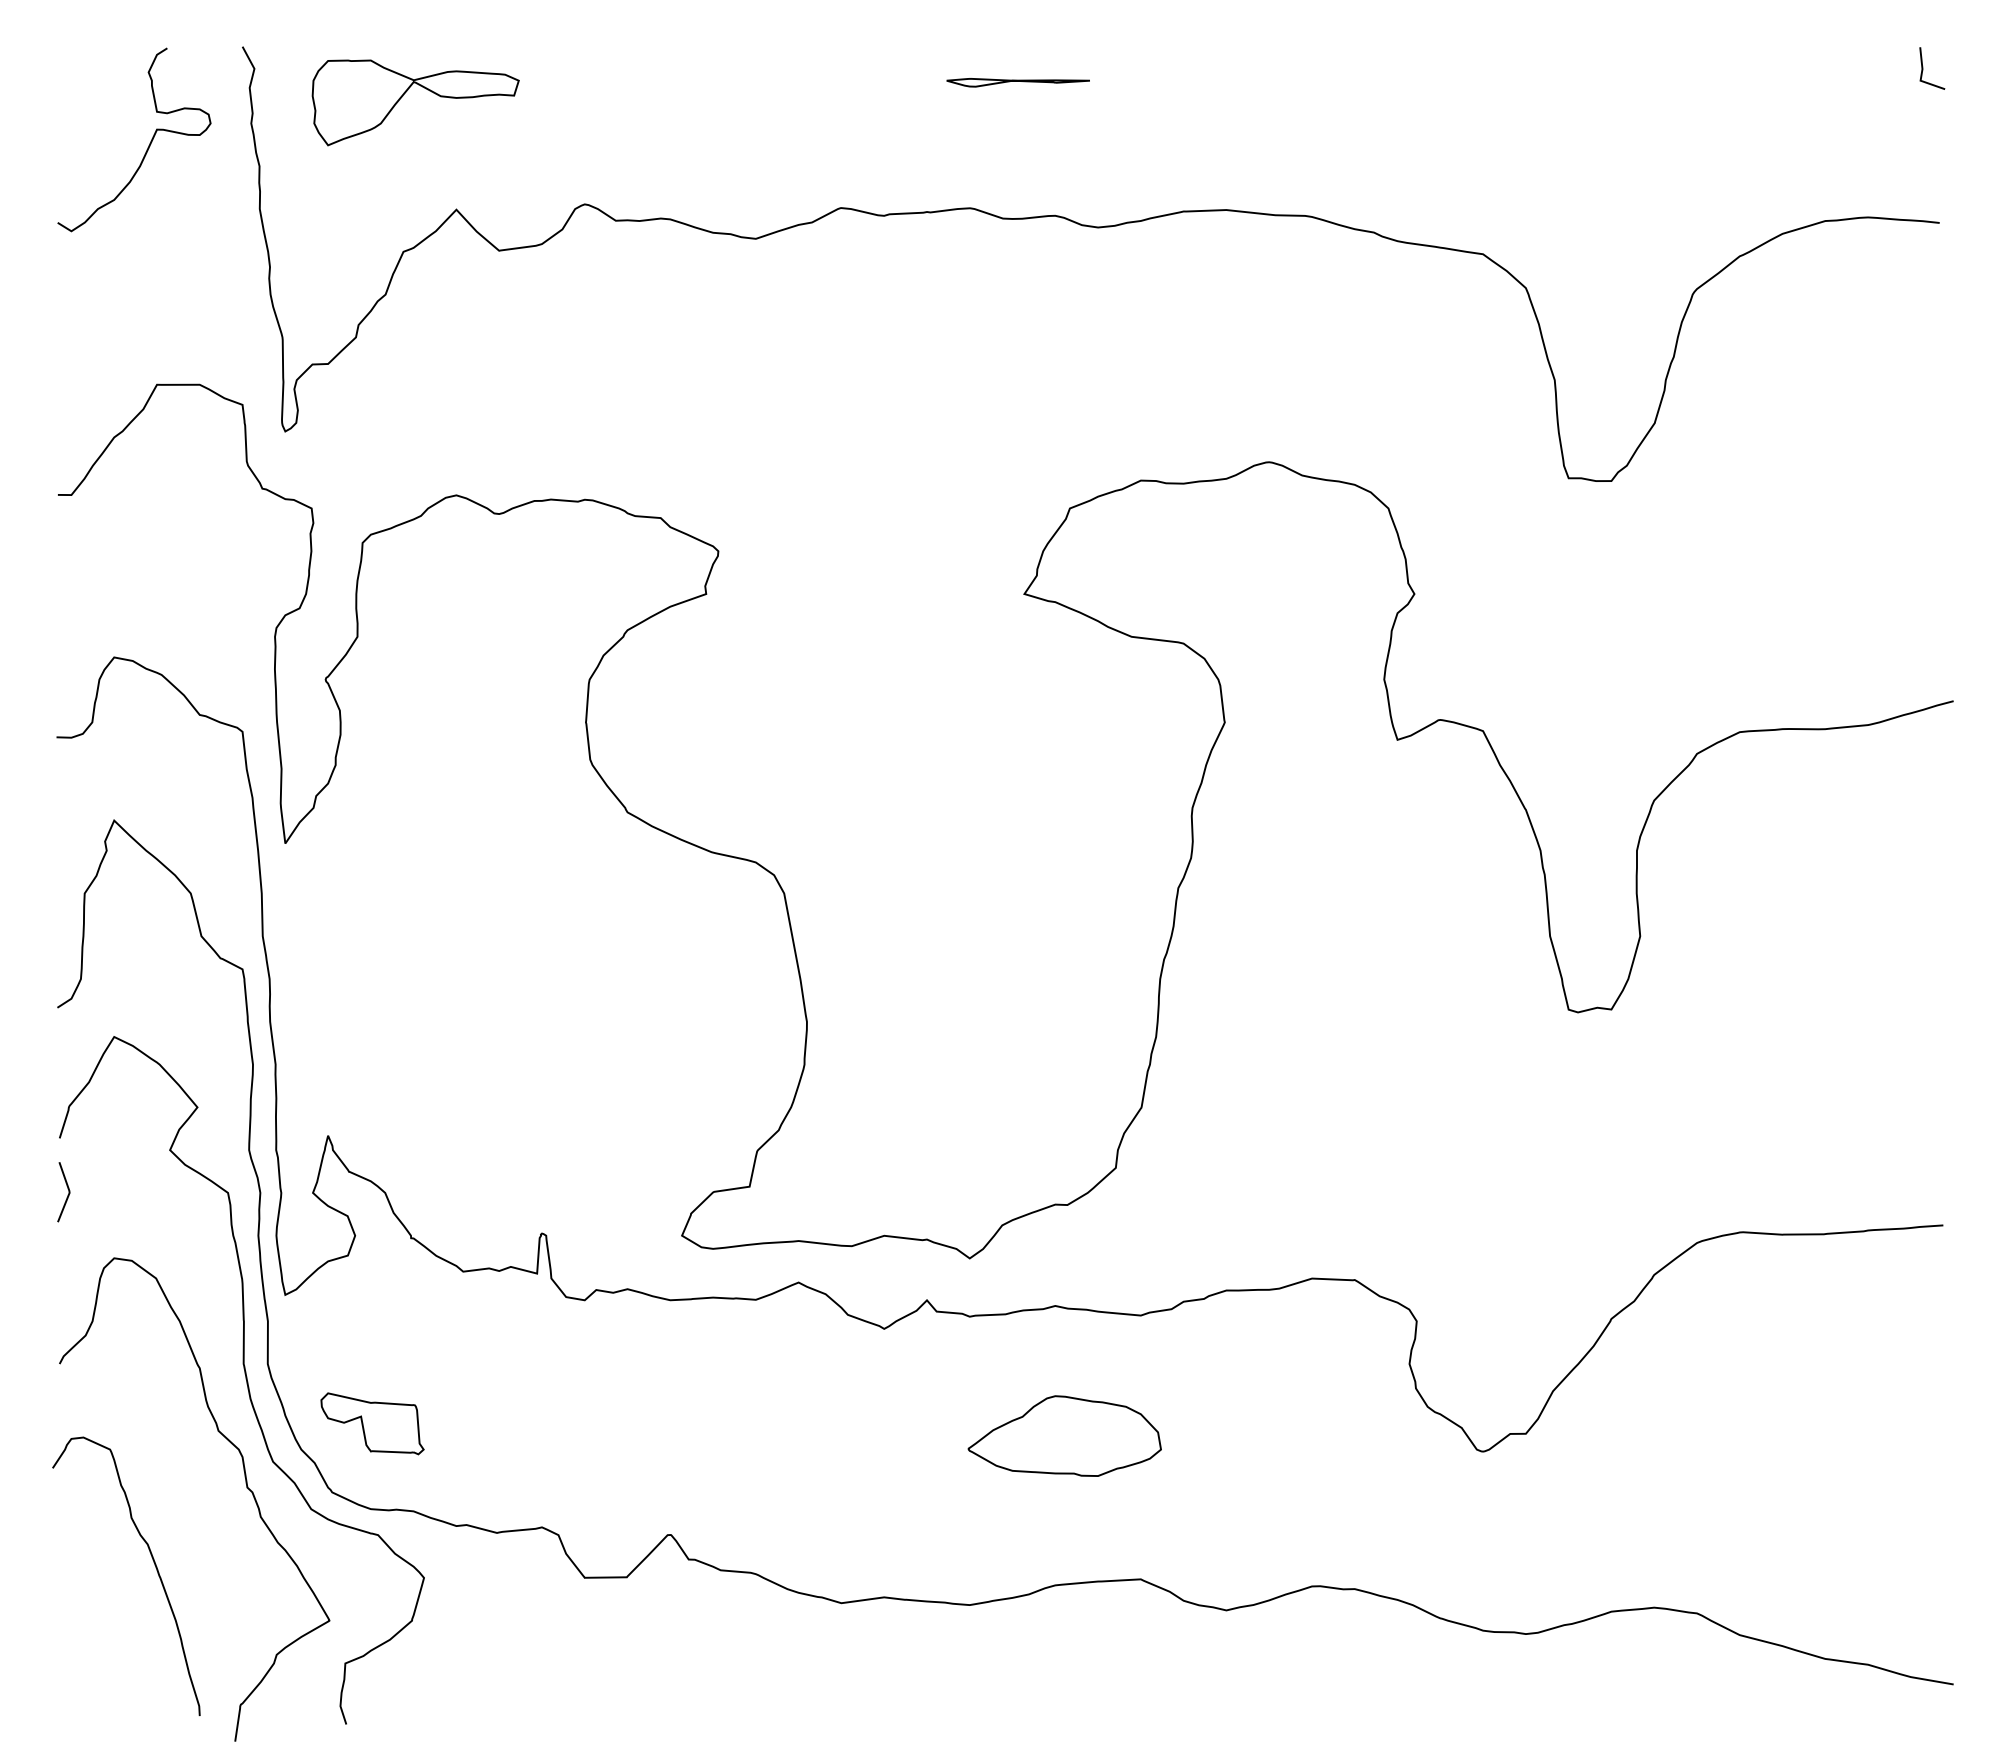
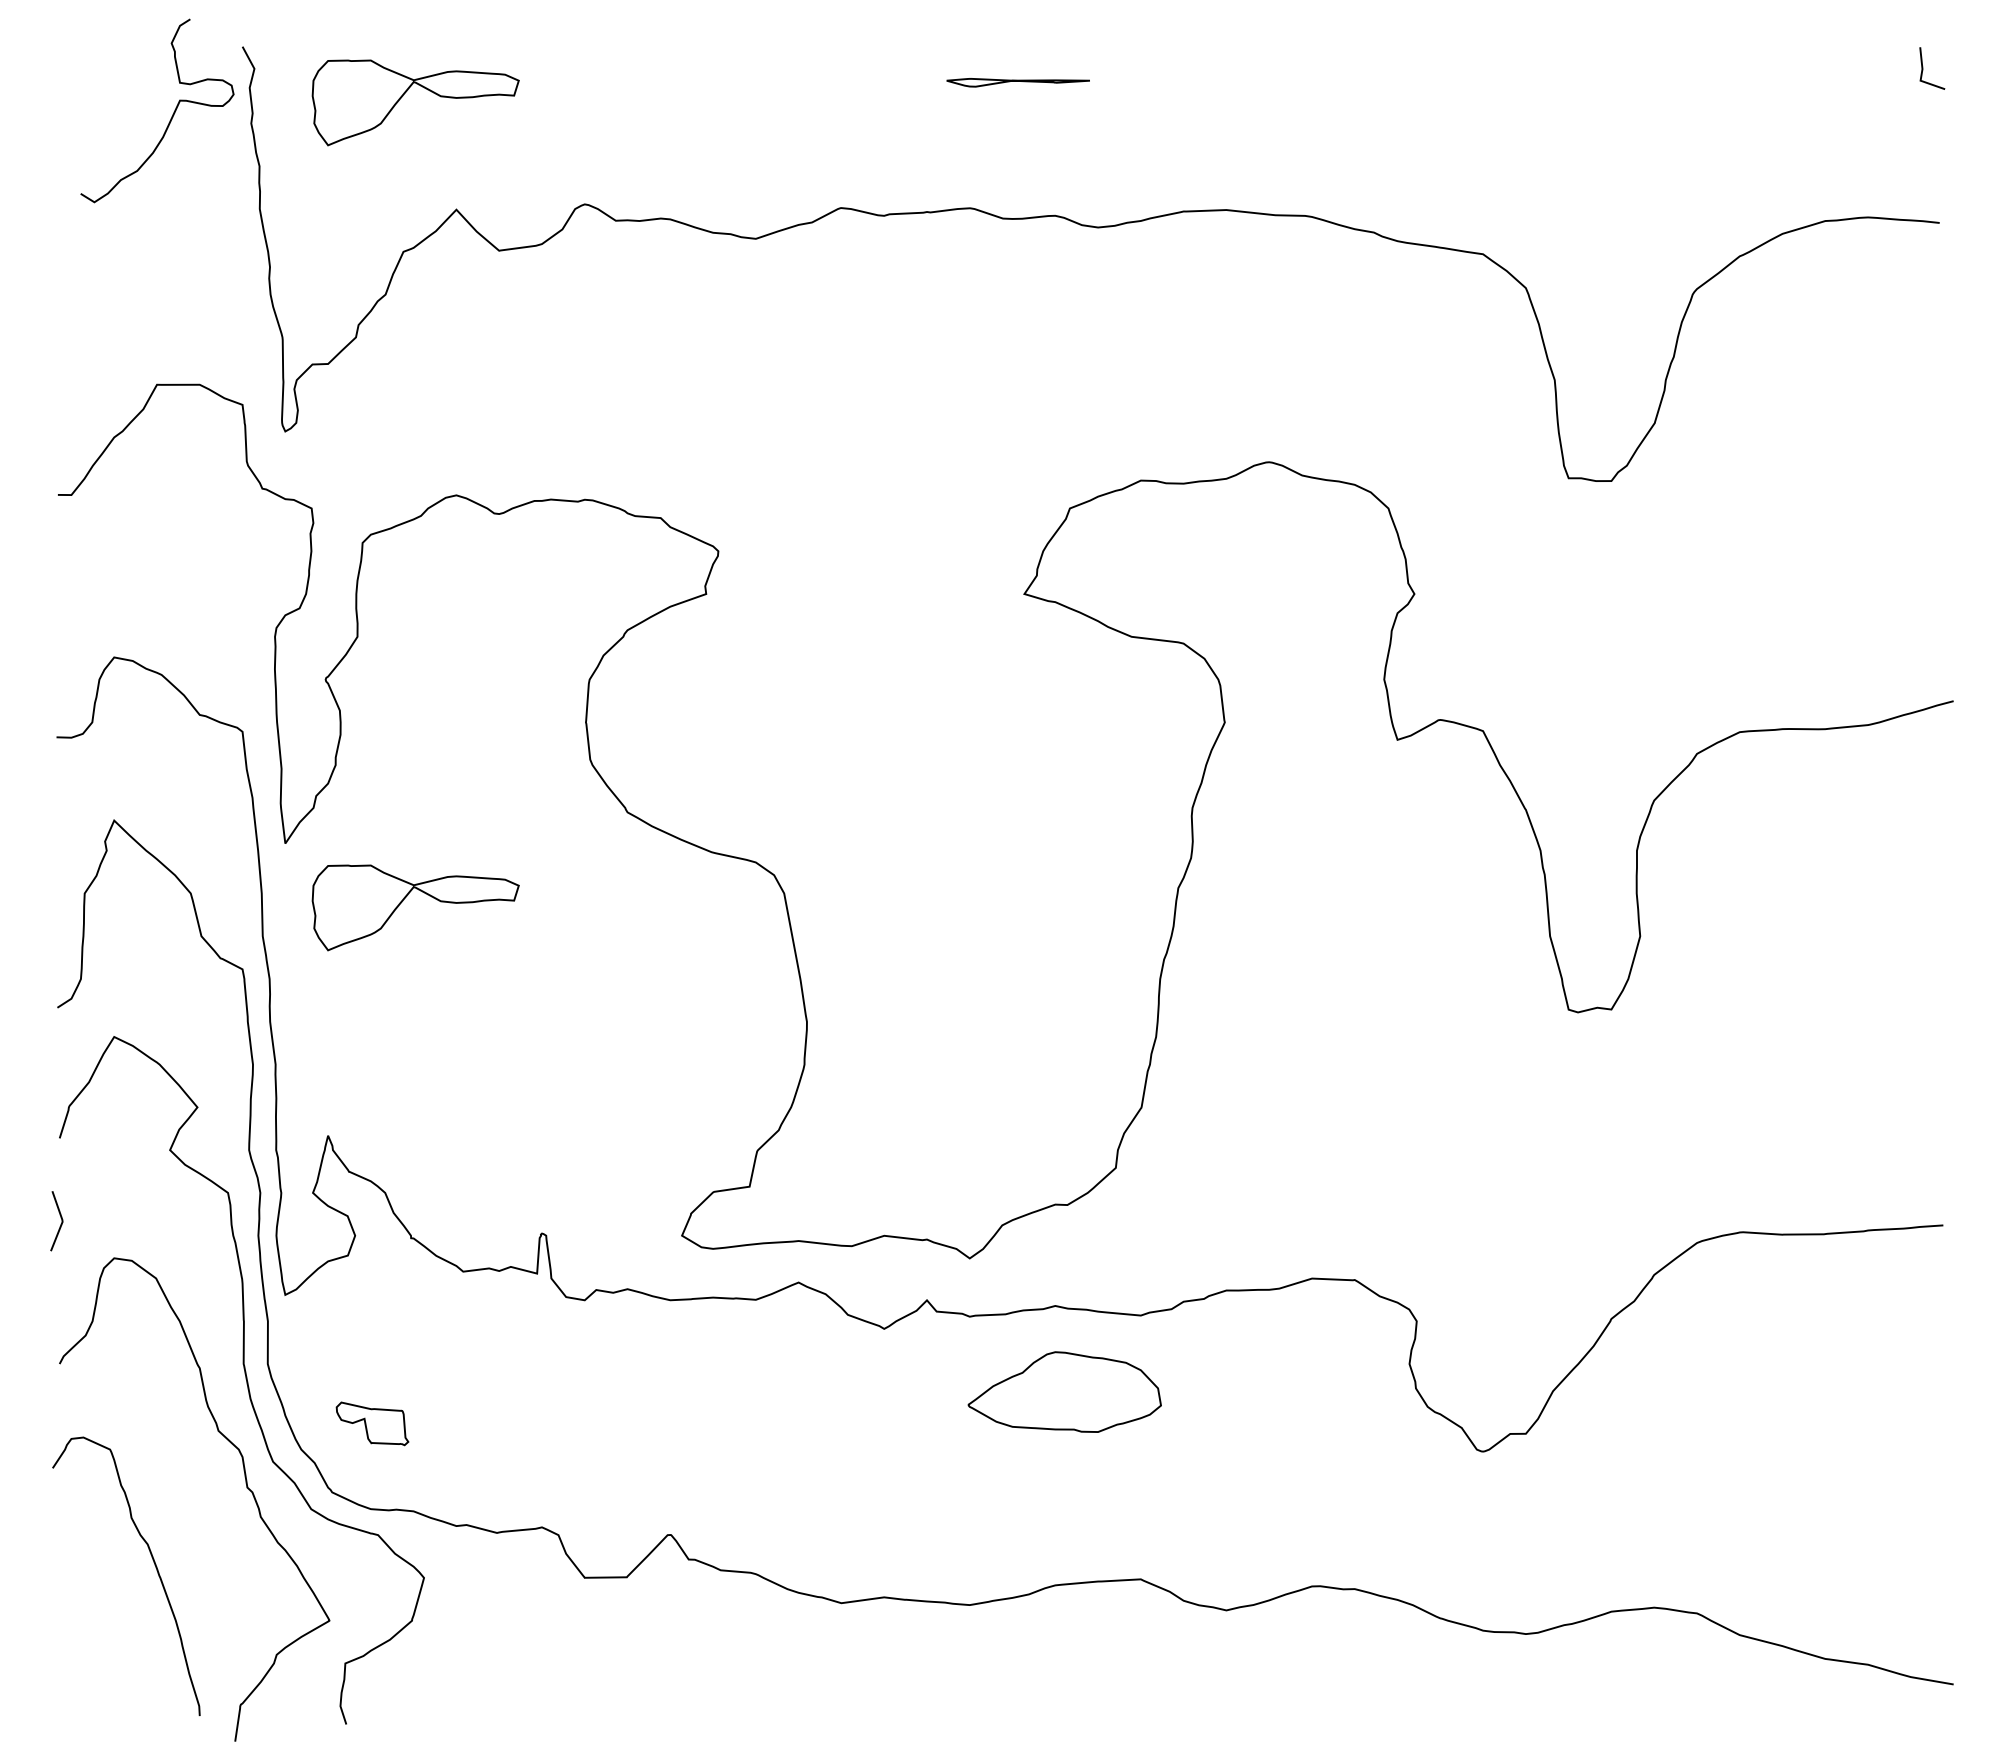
curve position: (148, 145) -> (171, 116) (171, 116)
part: none -> present (403, 901)
line position: (67, 1189) -> (60, 1218) (60, 1218)
part size: 105x64 px -> 75x46 px (372, 1423)
part position: (1064, 1435) -> (1064, 1391) (1064, 1391)
